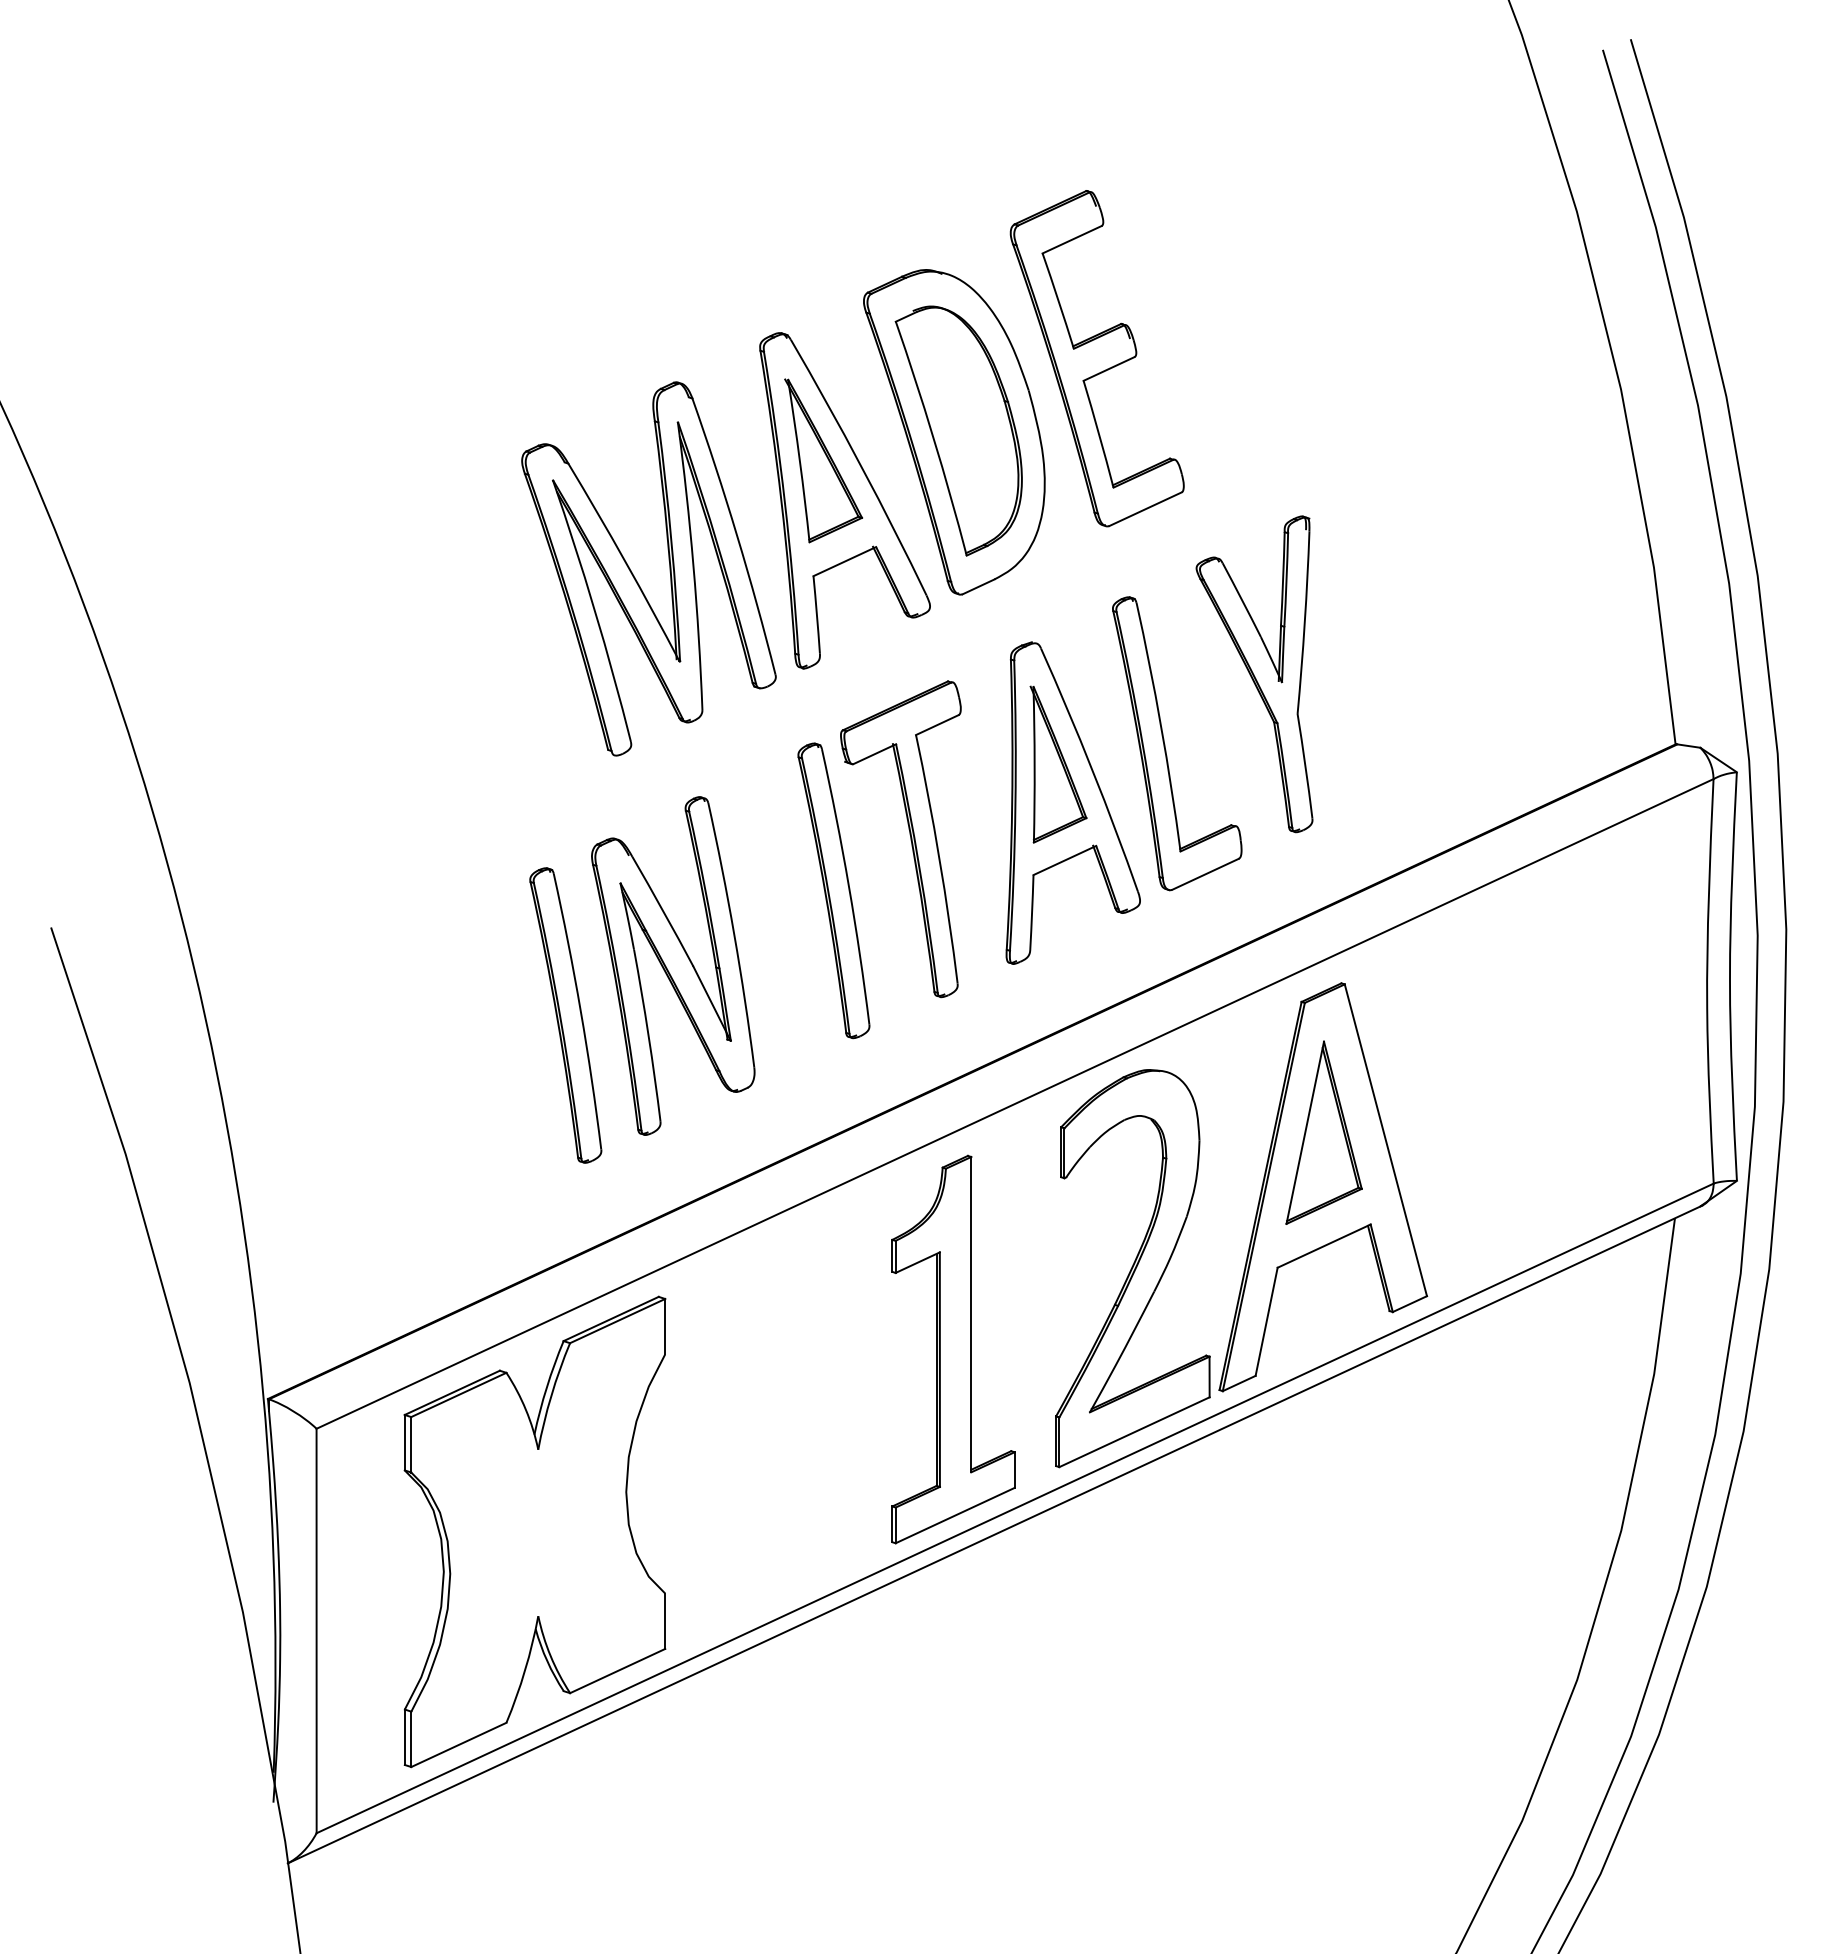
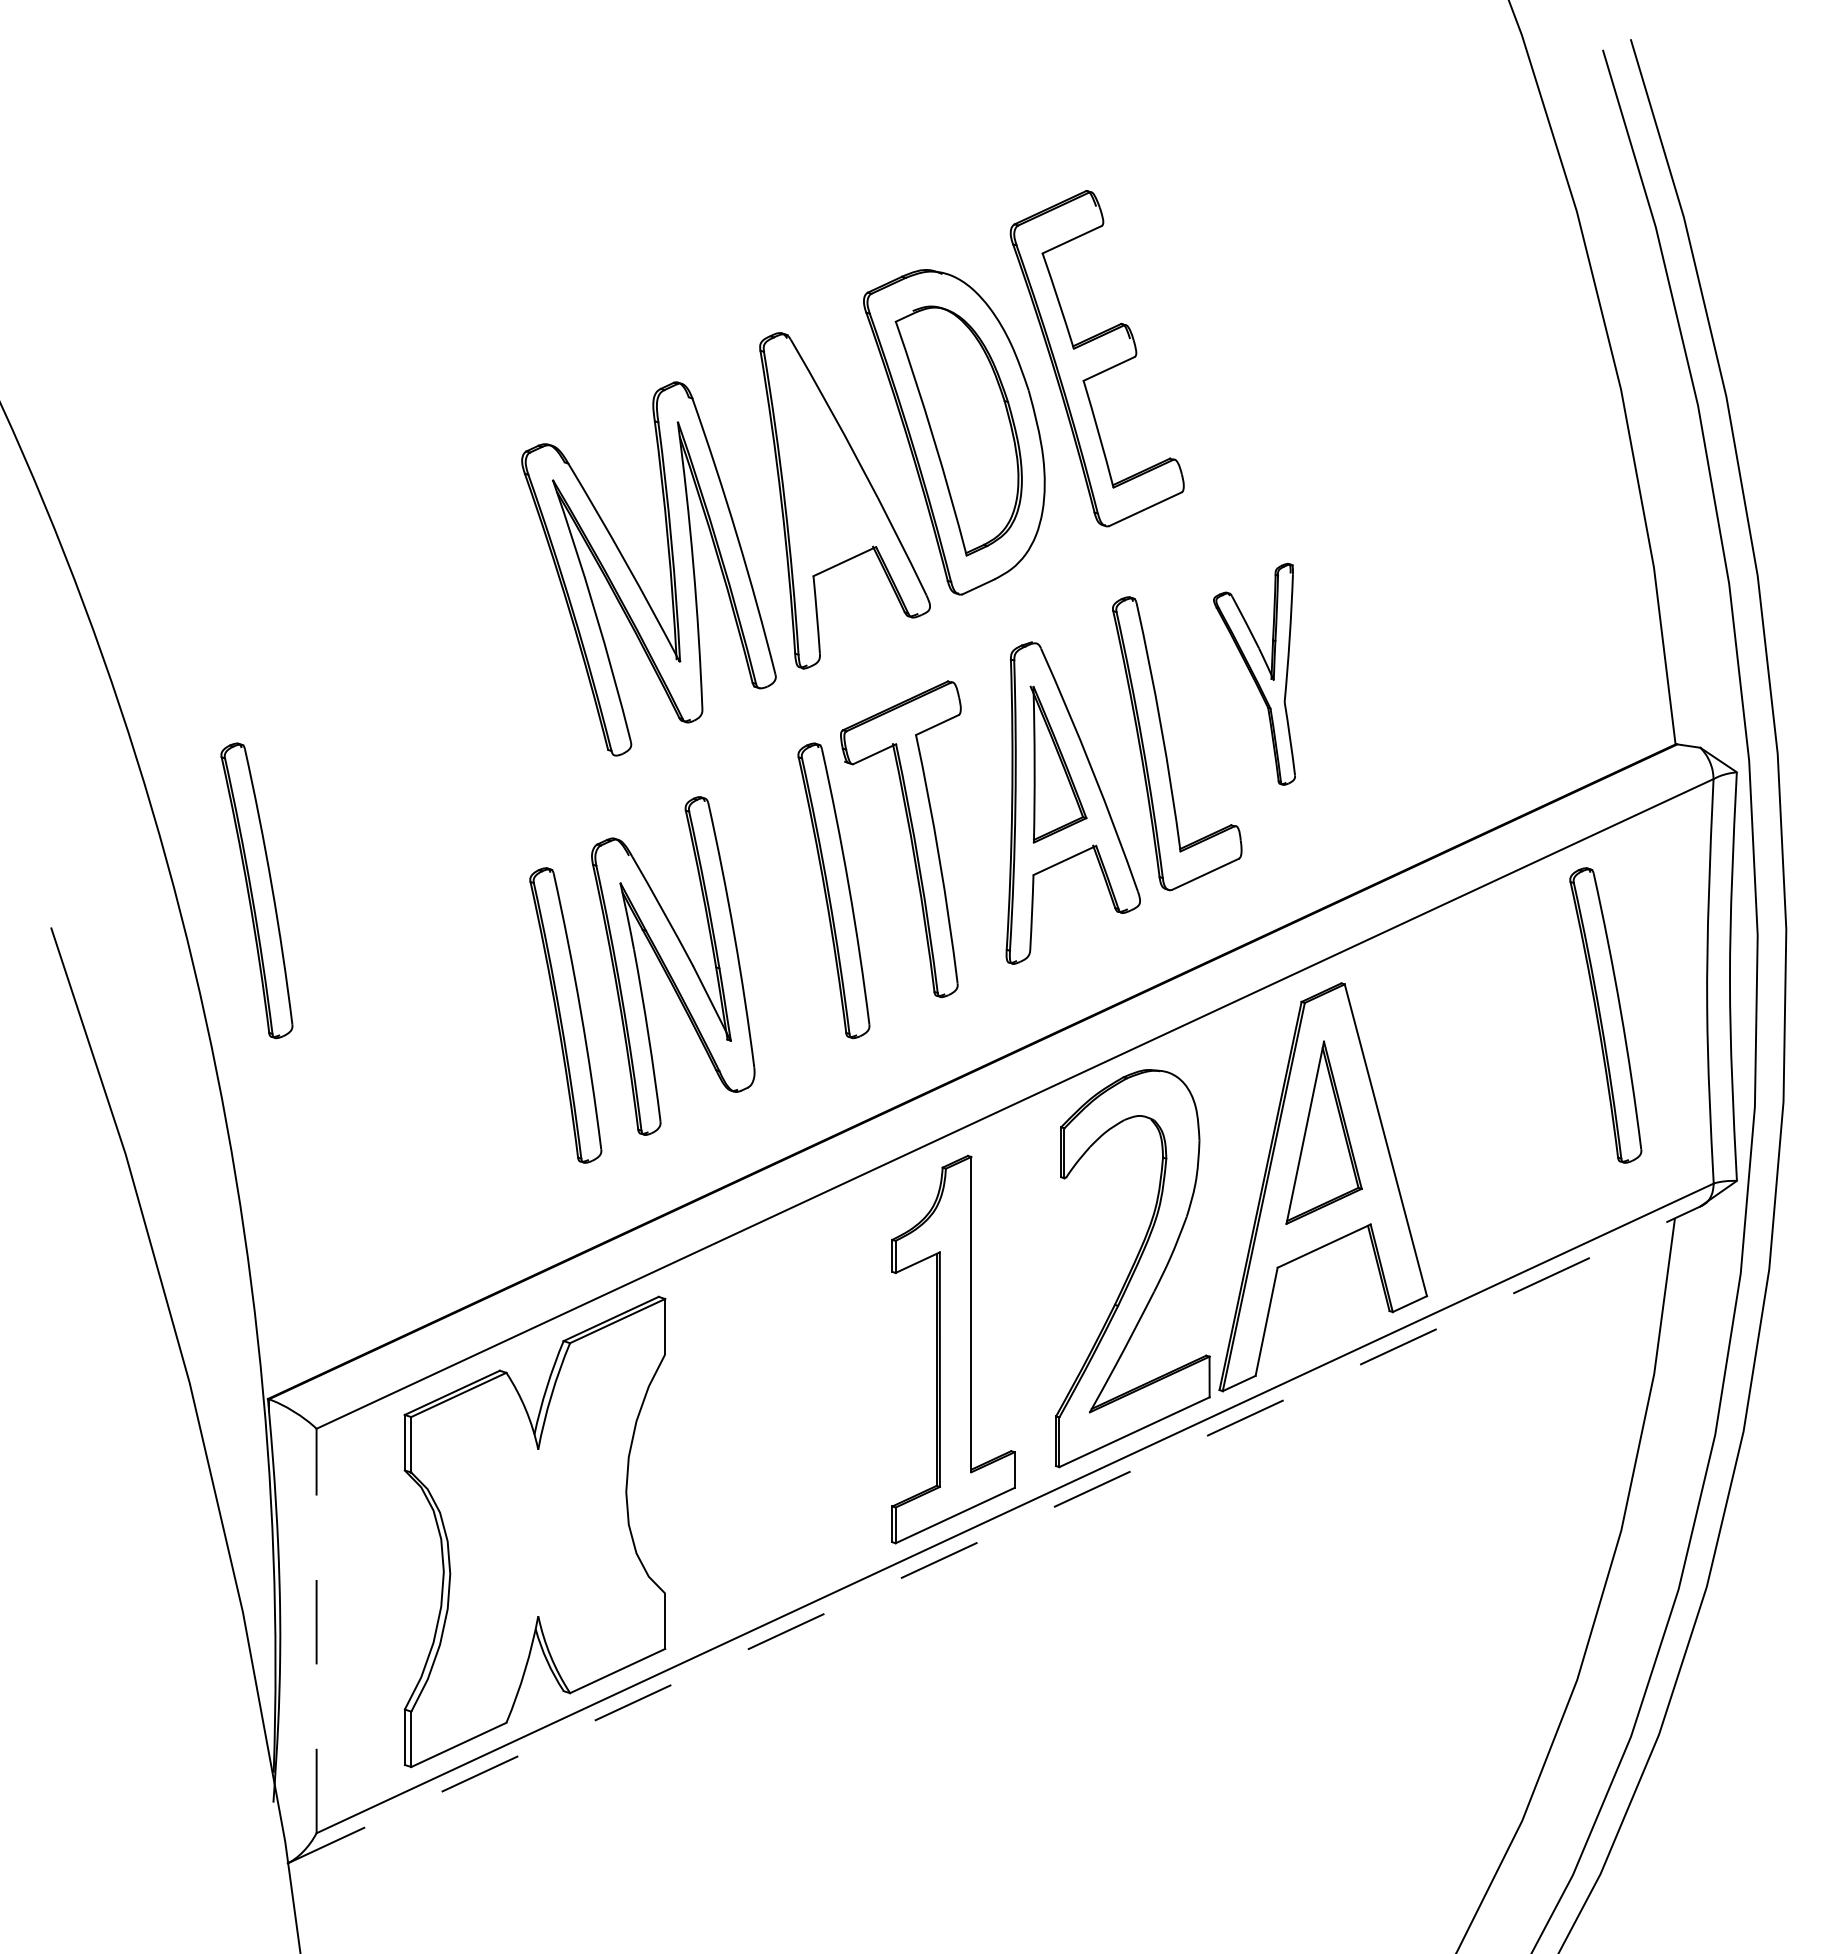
part: present -> none (823, 460)
part size: 119x319 px -> 83x223 px (1254, 674)
part: none -> present (256, 890)
part: none -> present (1605, 1015)
line: solid -> dashed (995, 1534)
line: solid -> dashed (316, 1630)
